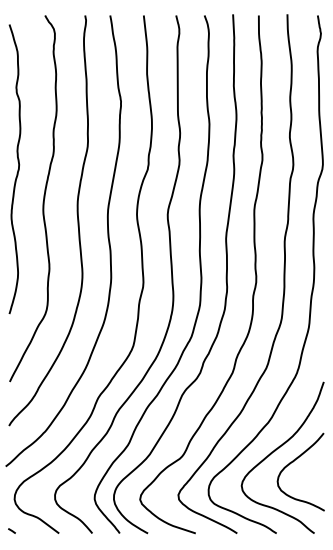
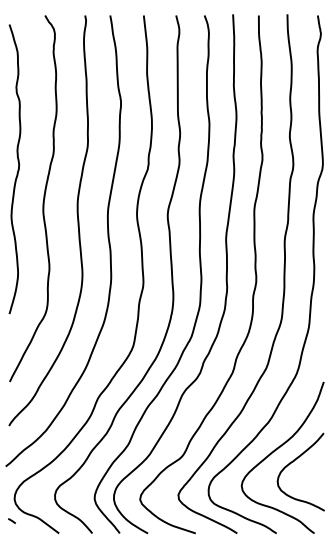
line position: (11, 530) -> (11, 520) (11, 520)
